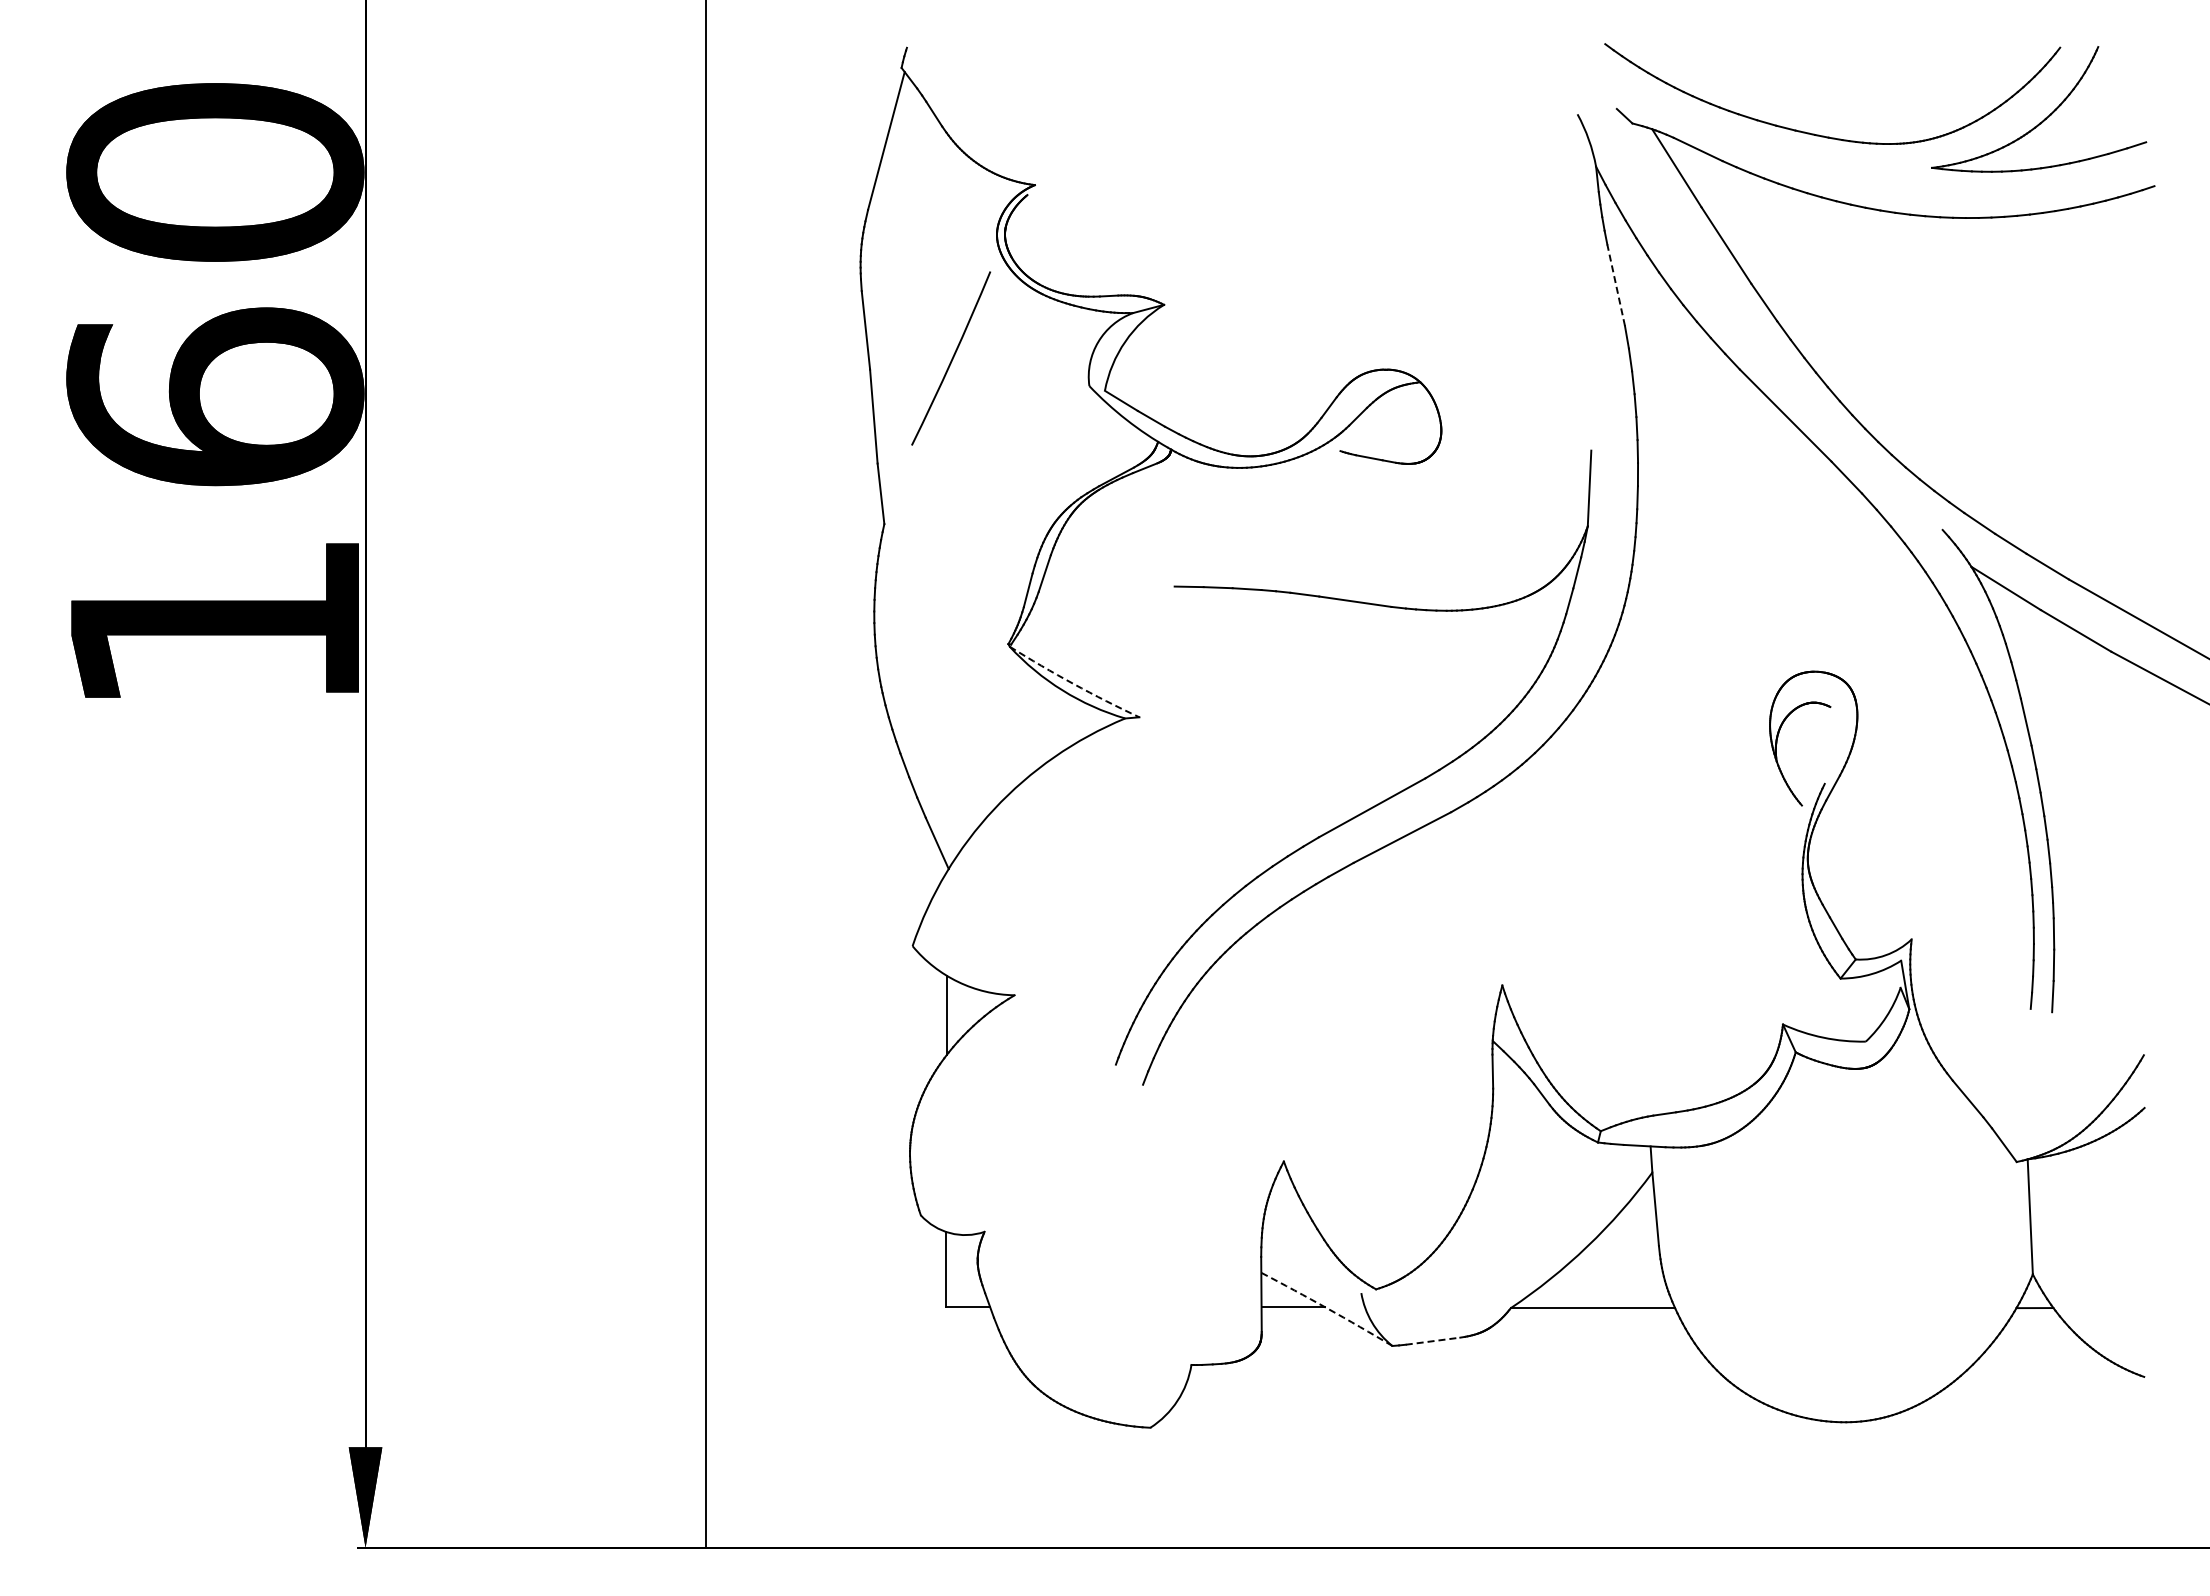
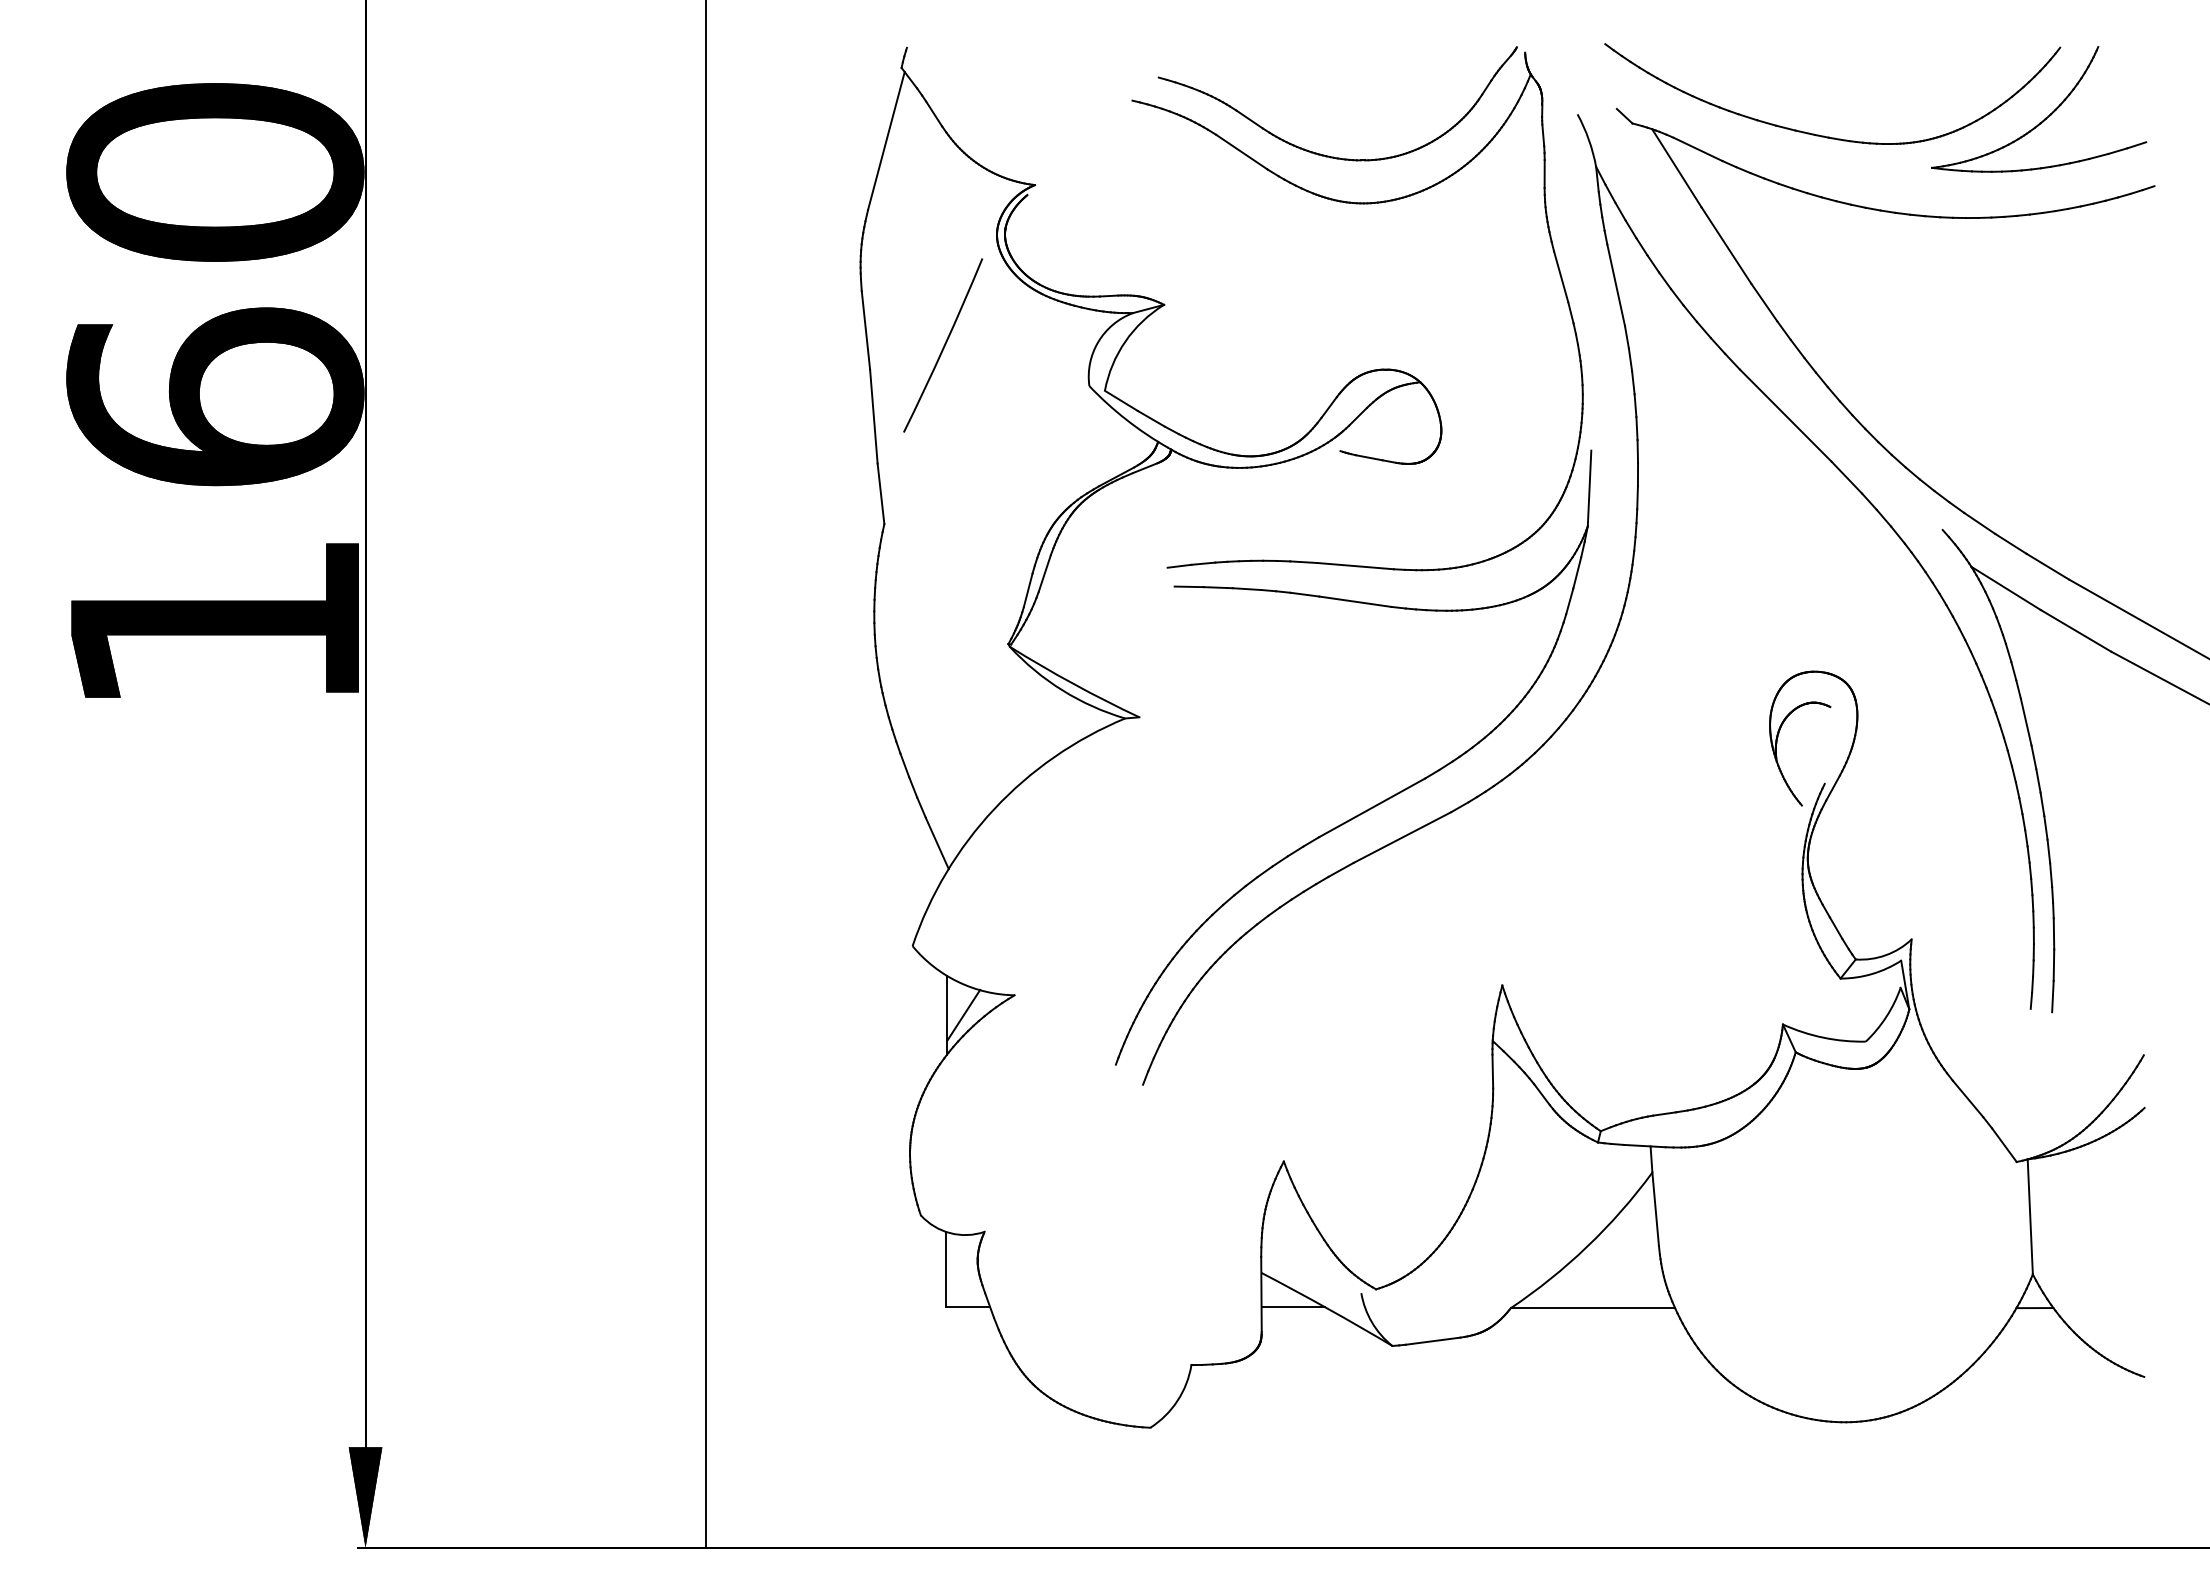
part: none -> present (1357, 204)
line: dashed -> solid (1616, 285)
arc position: (951, 358) -> (943, 345) (943, 345)
arc: dashed -> solid (1073, 683)
line: none -> present (963, 1015)
arc: dashed -> solid (1327, 1308)
line: dashed -> solid (1433, 1341)
